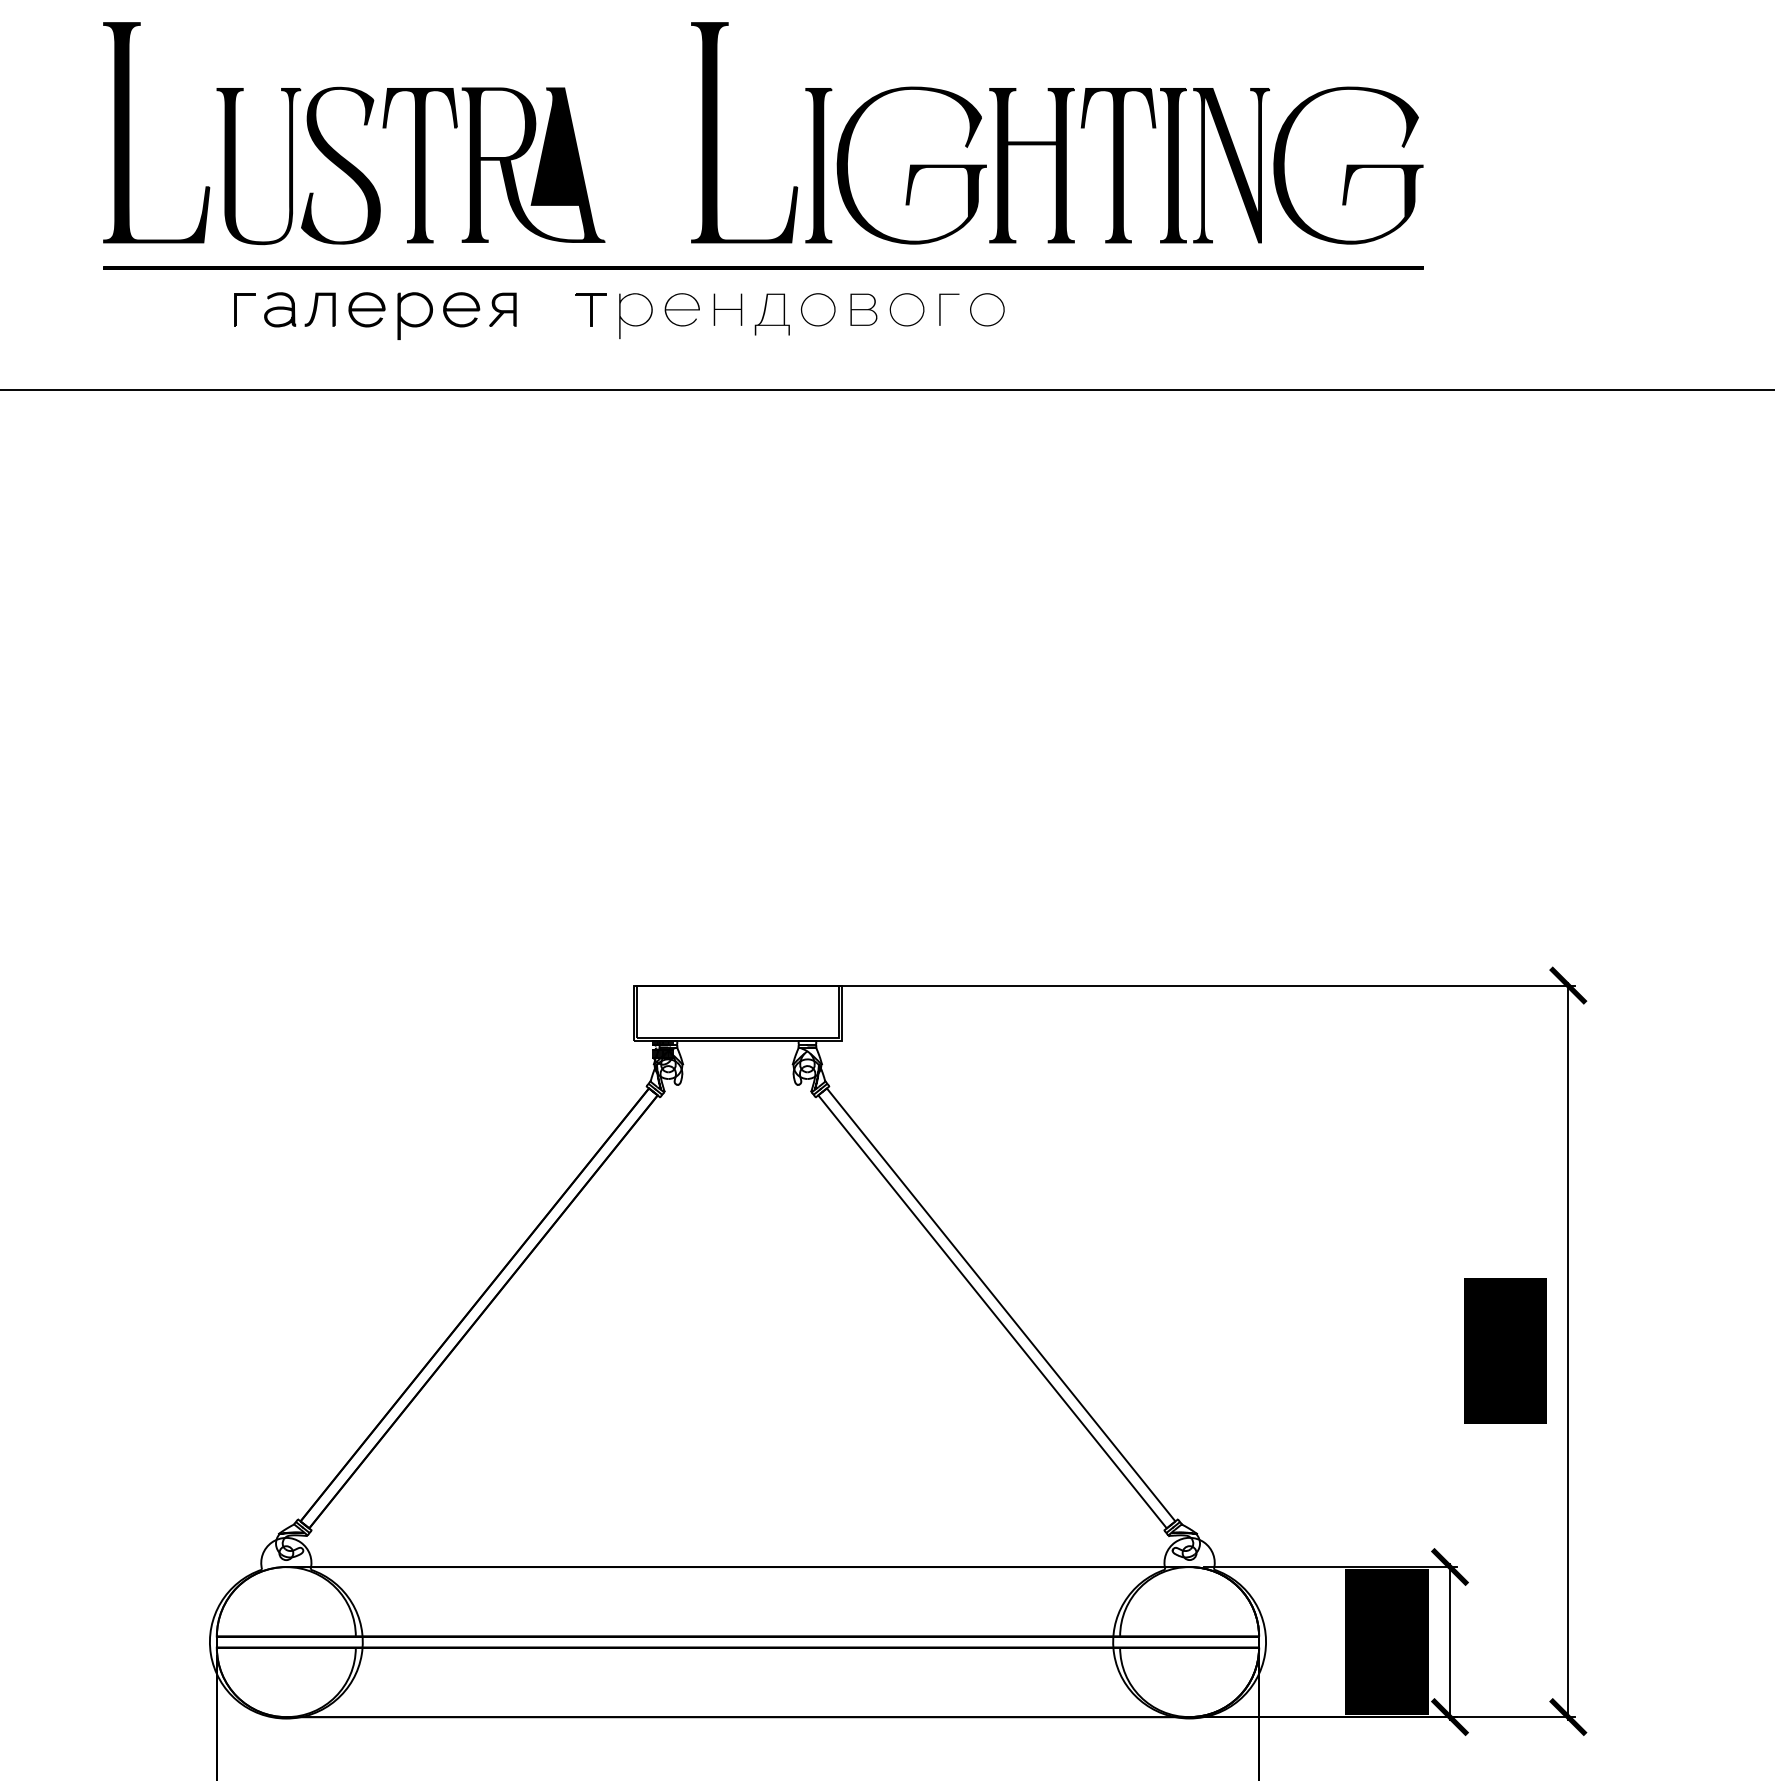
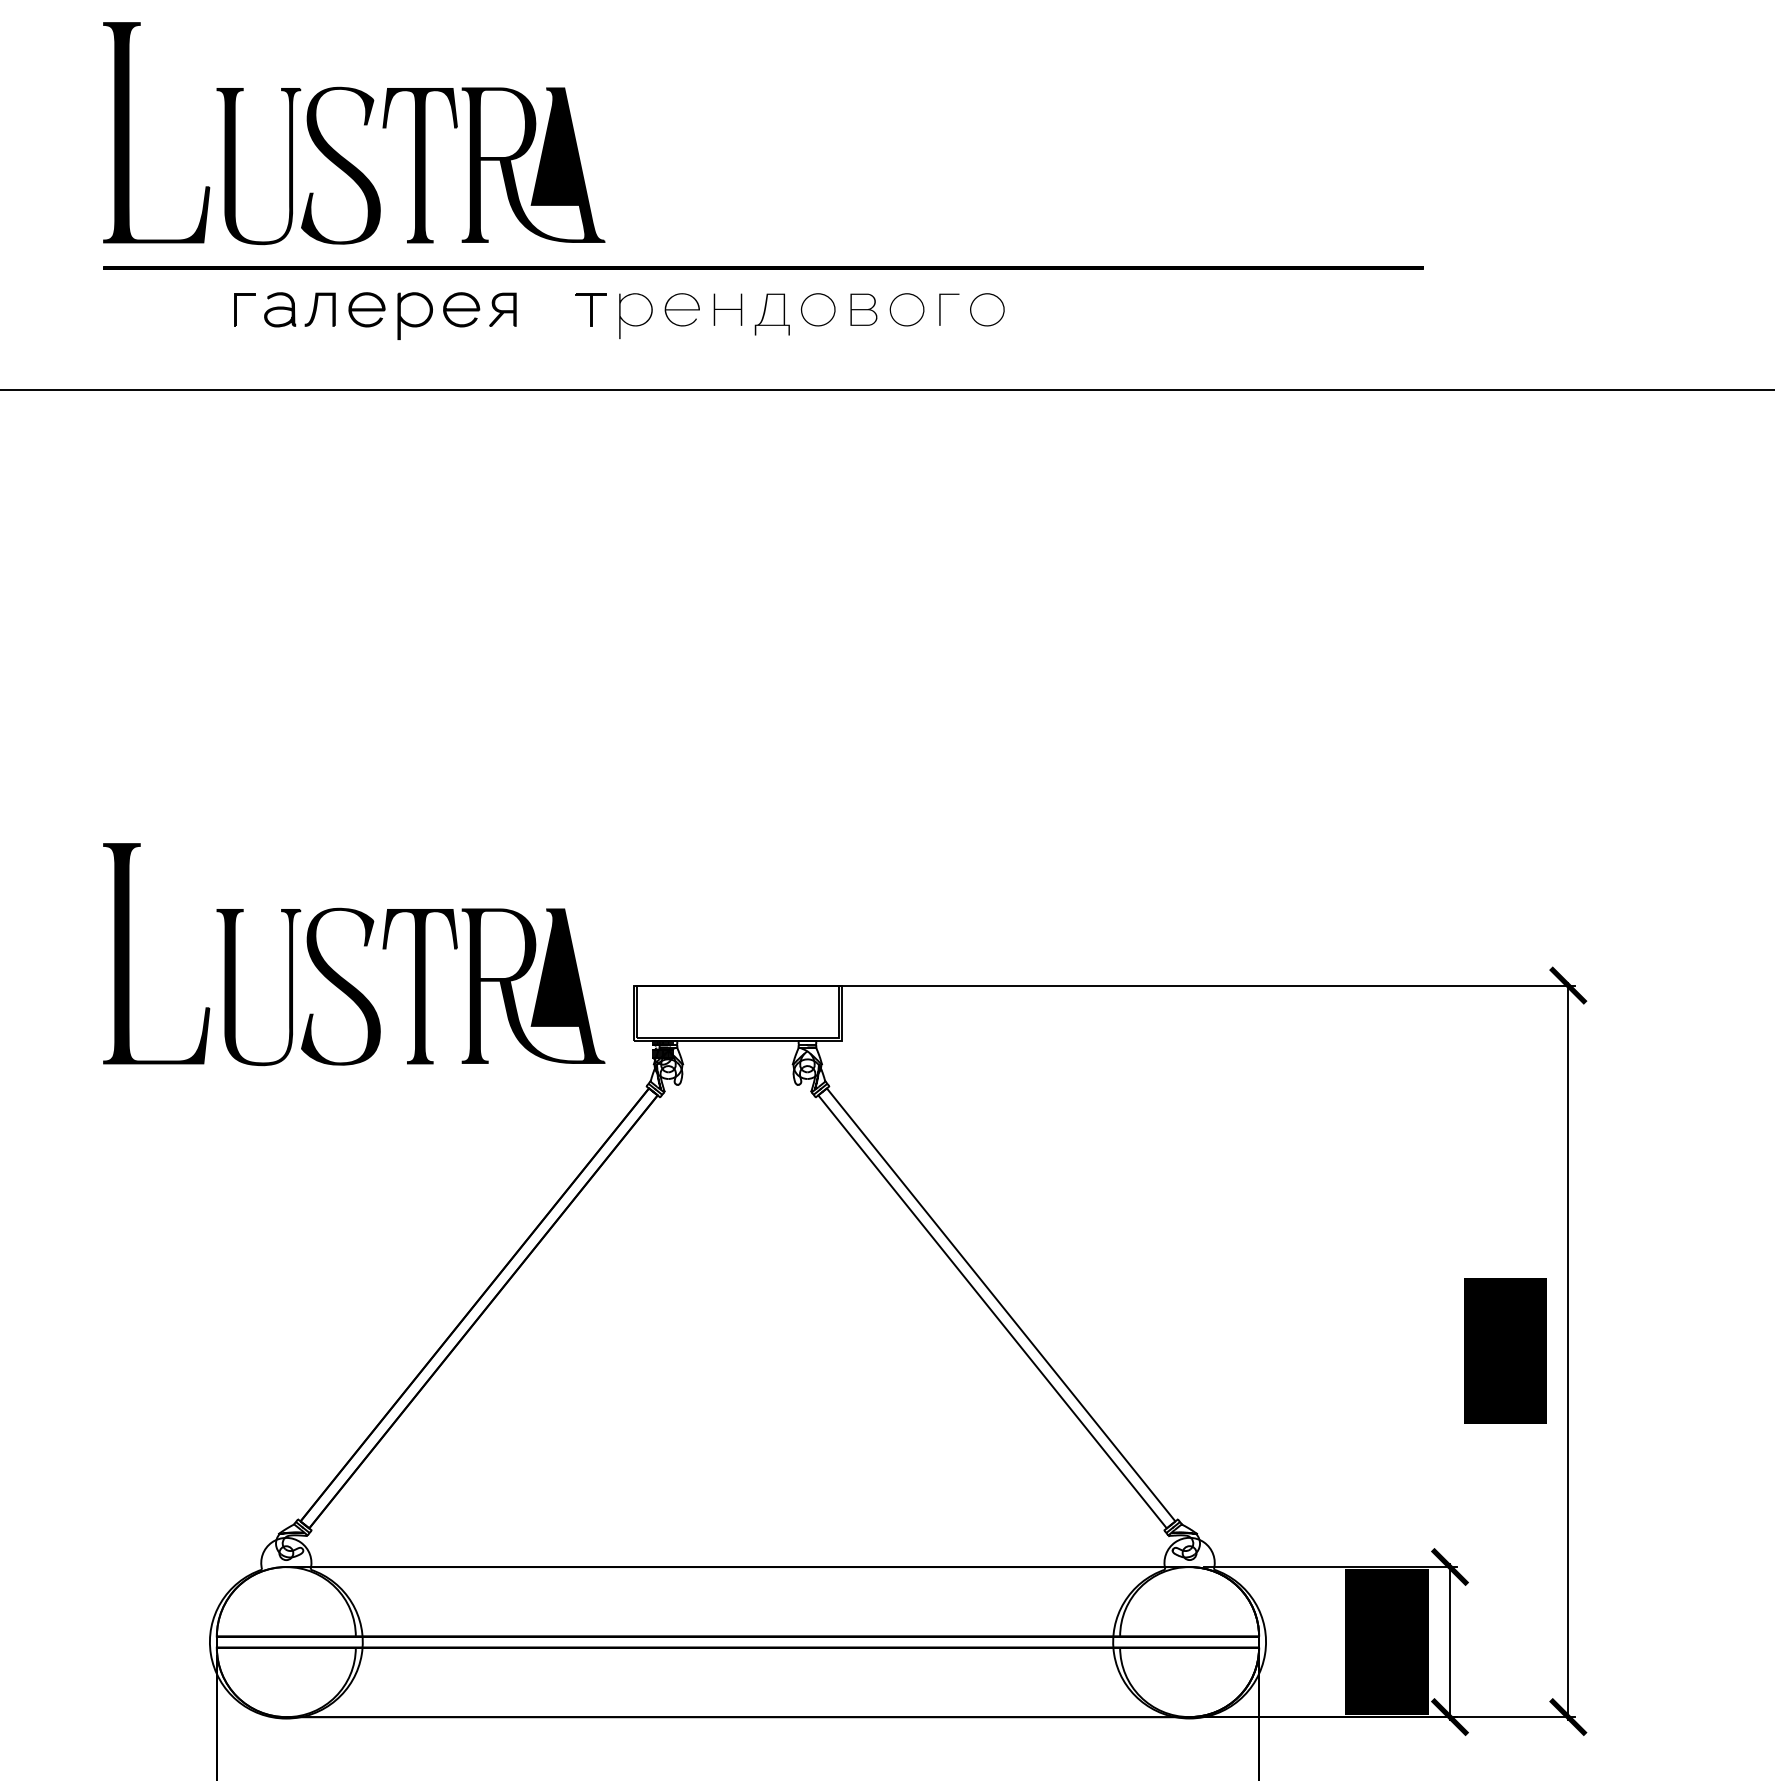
part: present -> none (1057, 133)
part: none -> present (364, 946)
